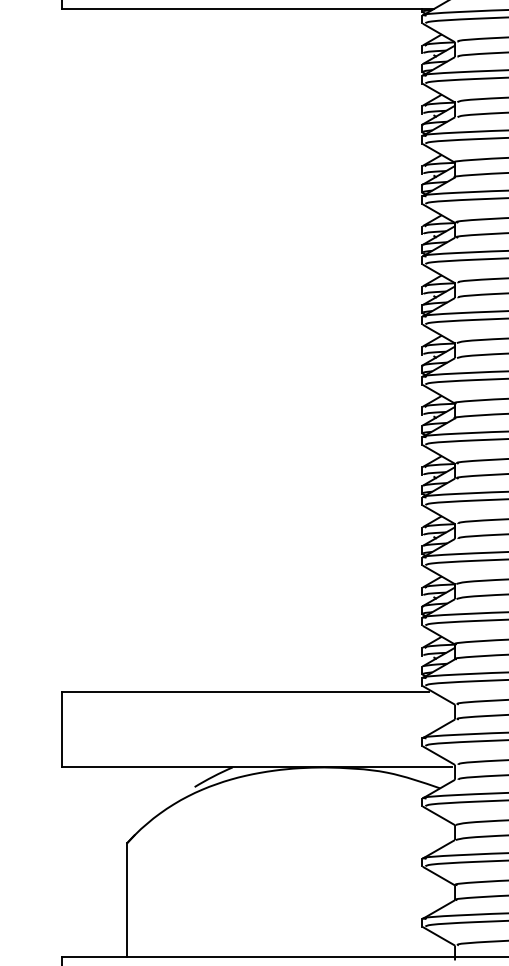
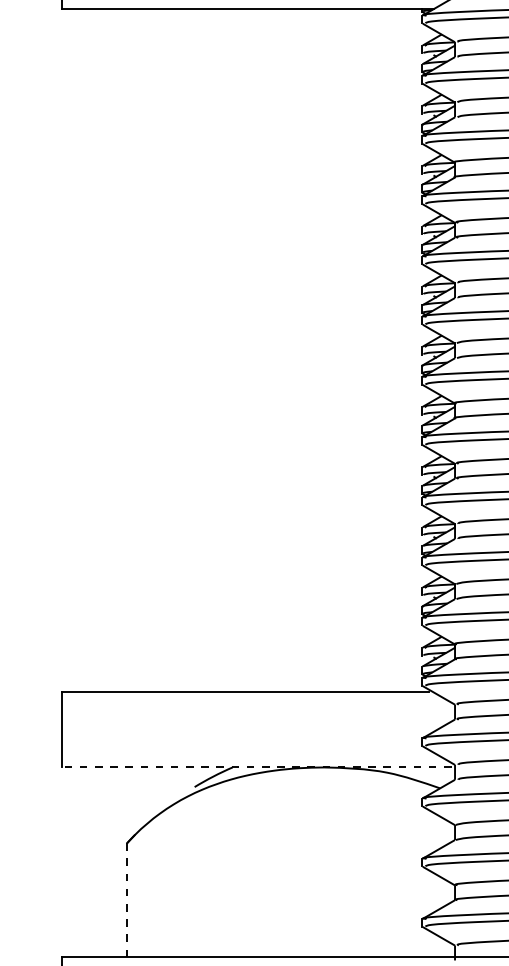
line: solid -> dashed (256, 767)
line: solid -> dashed (127, 900)
